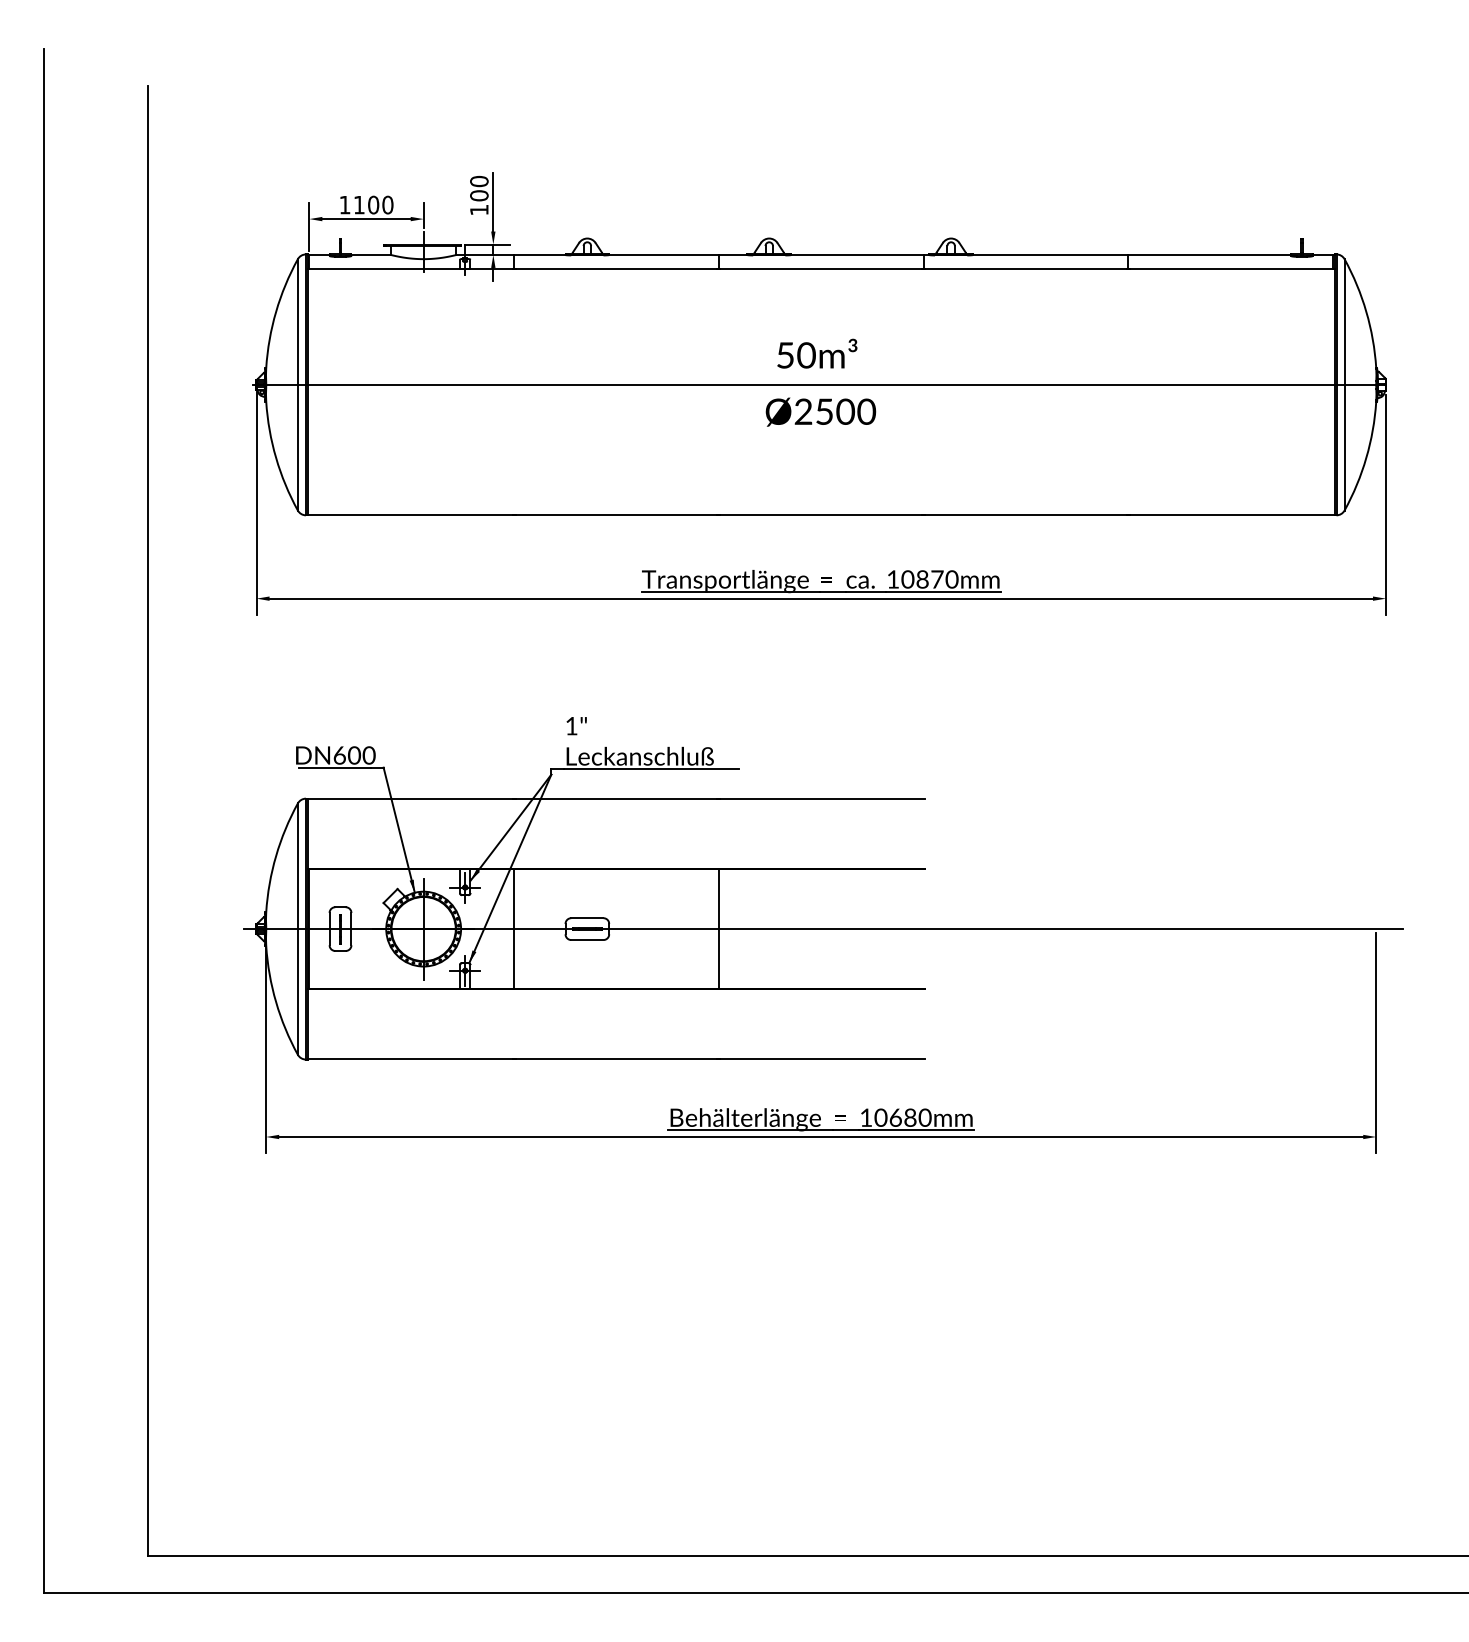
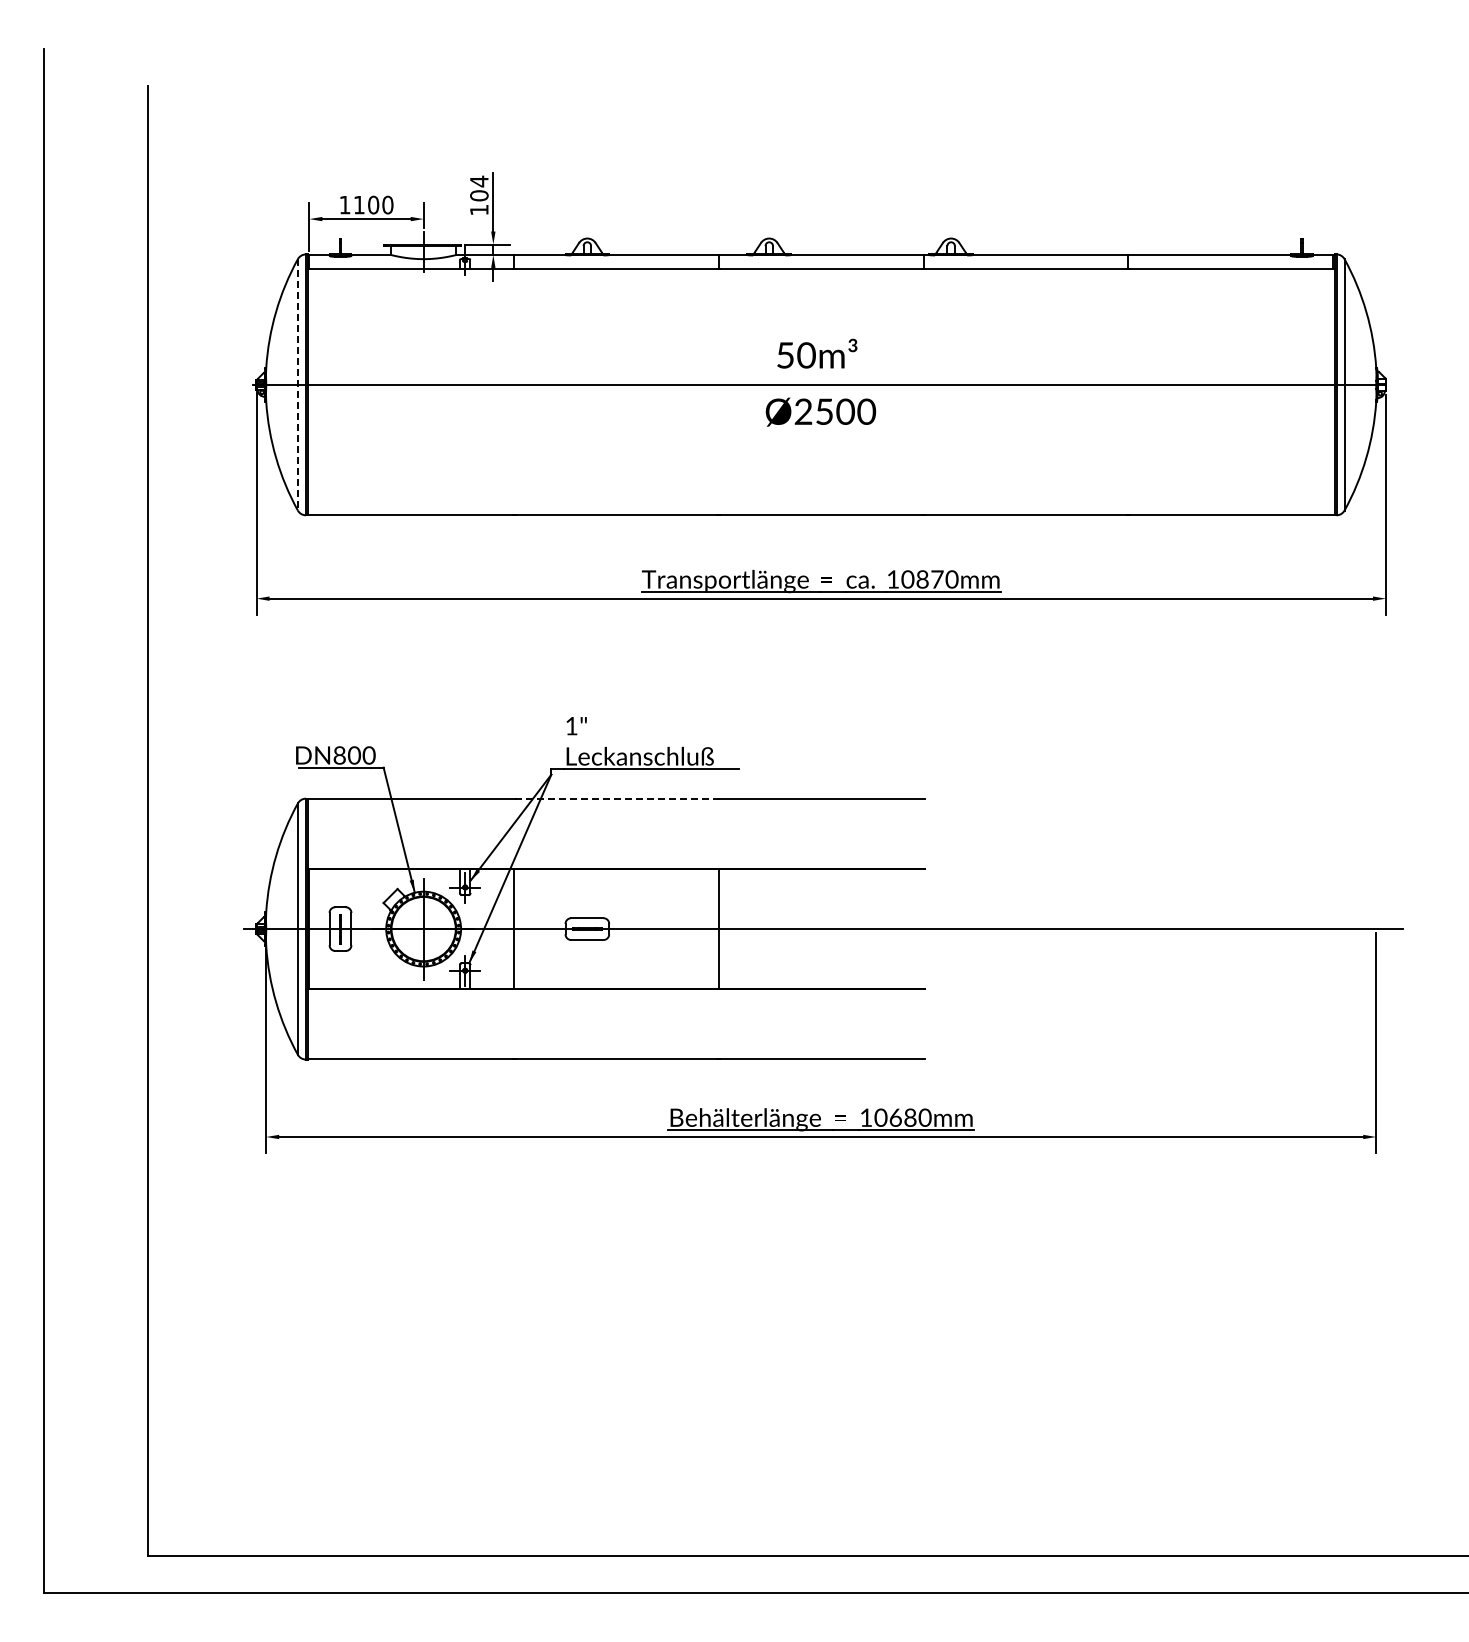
text: 100 -> 104 (479, 181)
line: solid -> dashed (297, 384)
text: DN600 -> DN800 (339, 754)
line: solid -> dashed (616, 798)
